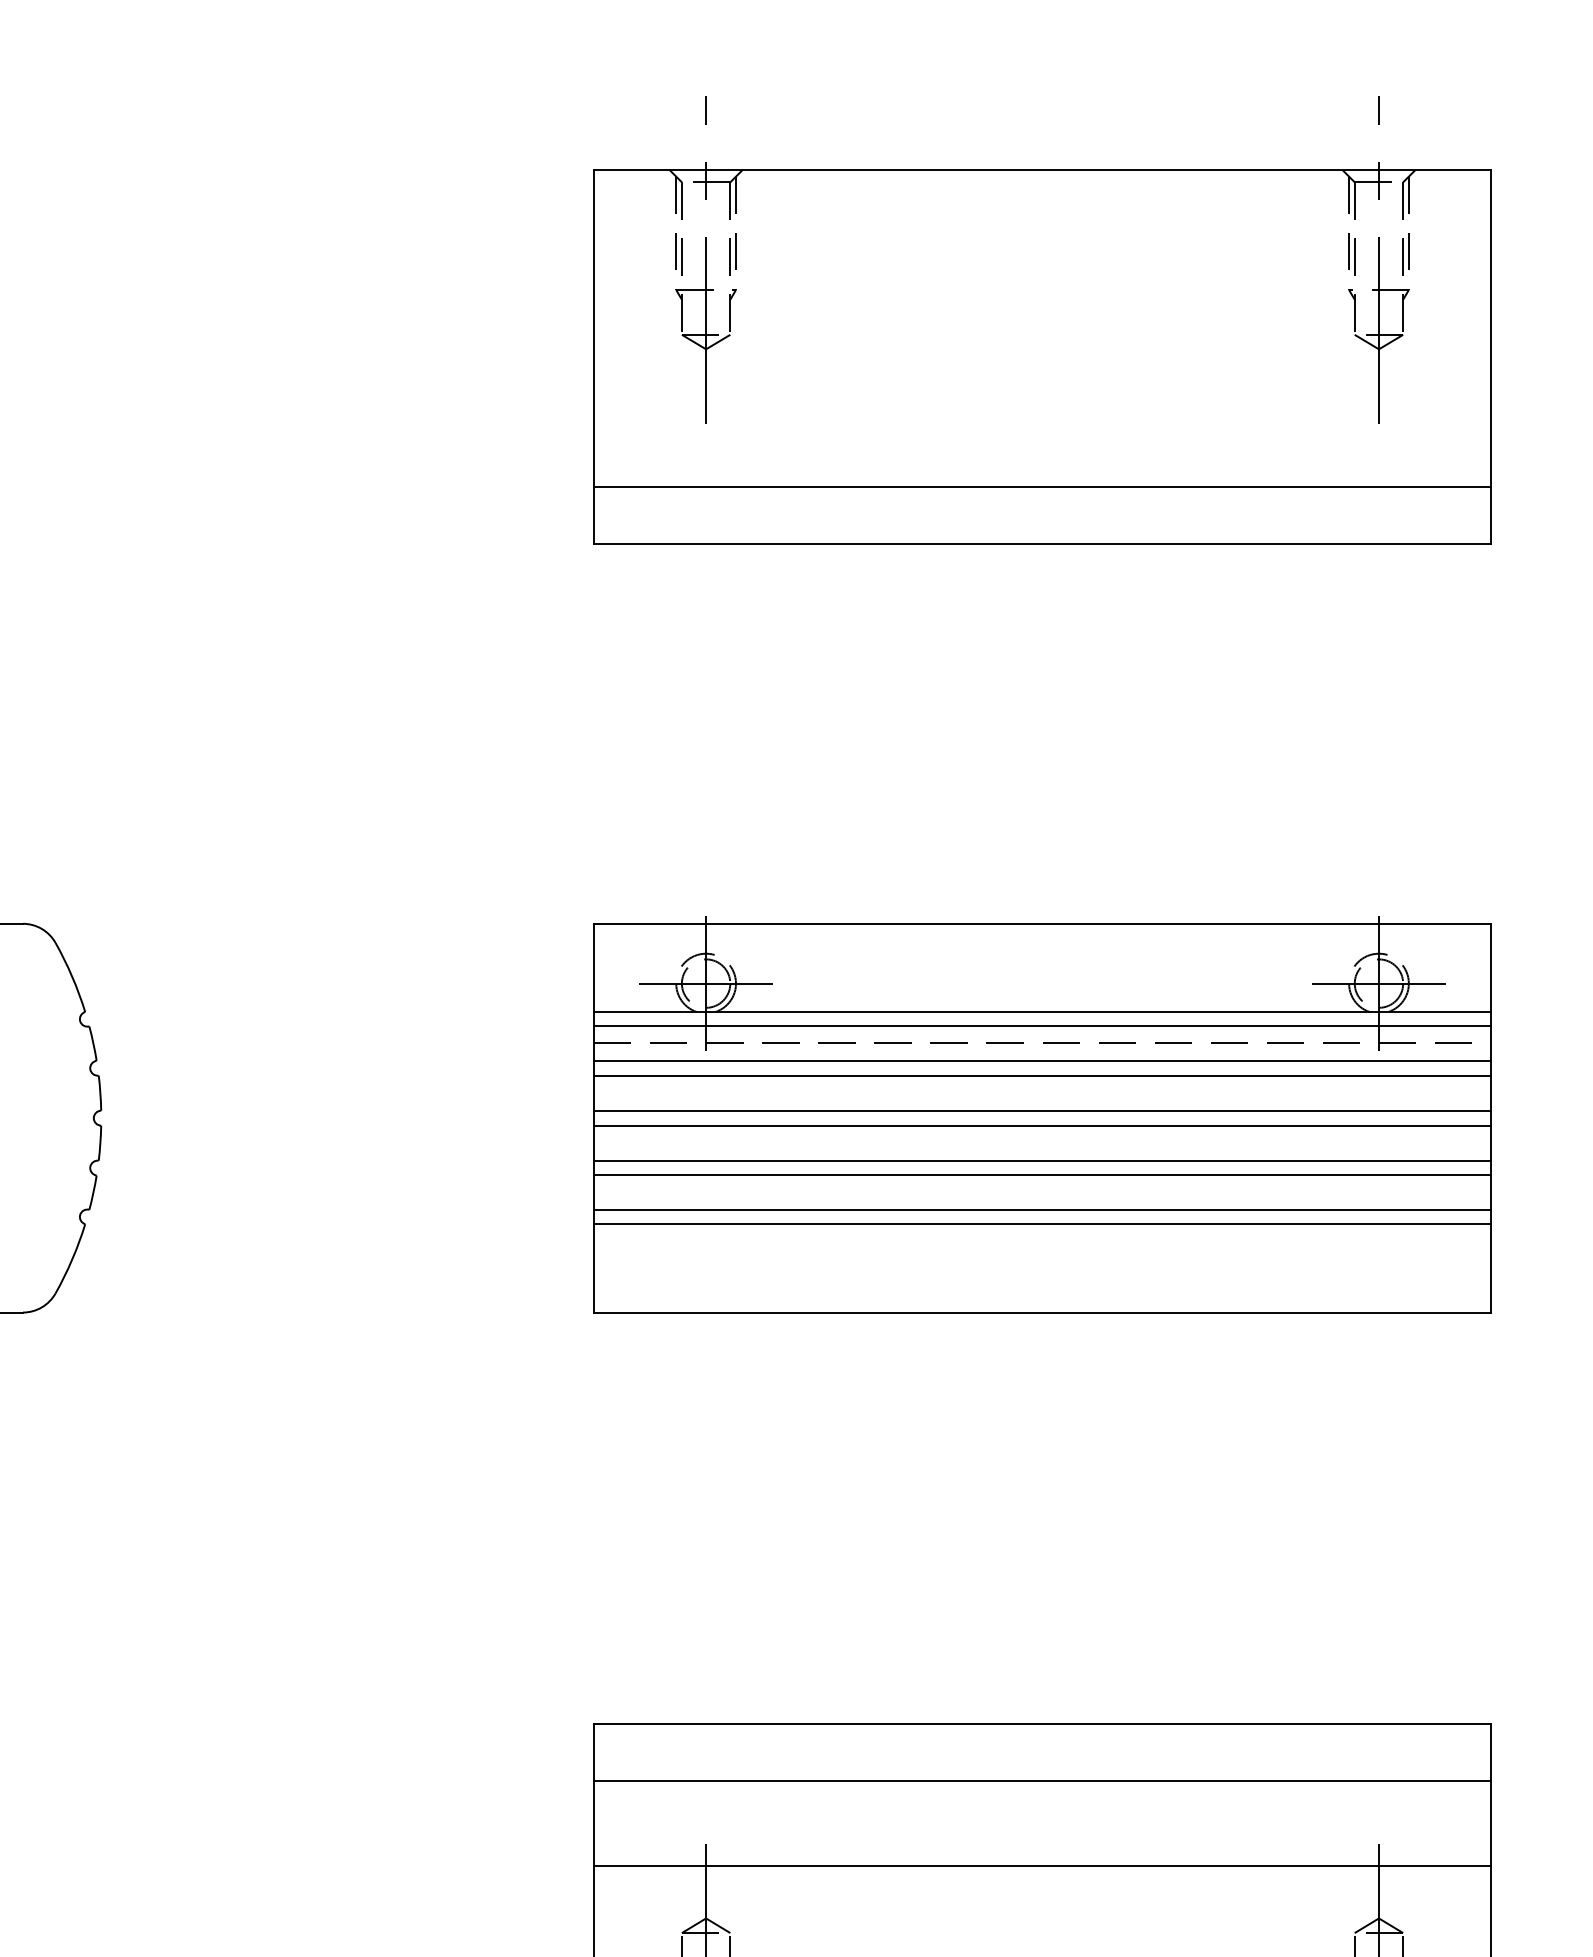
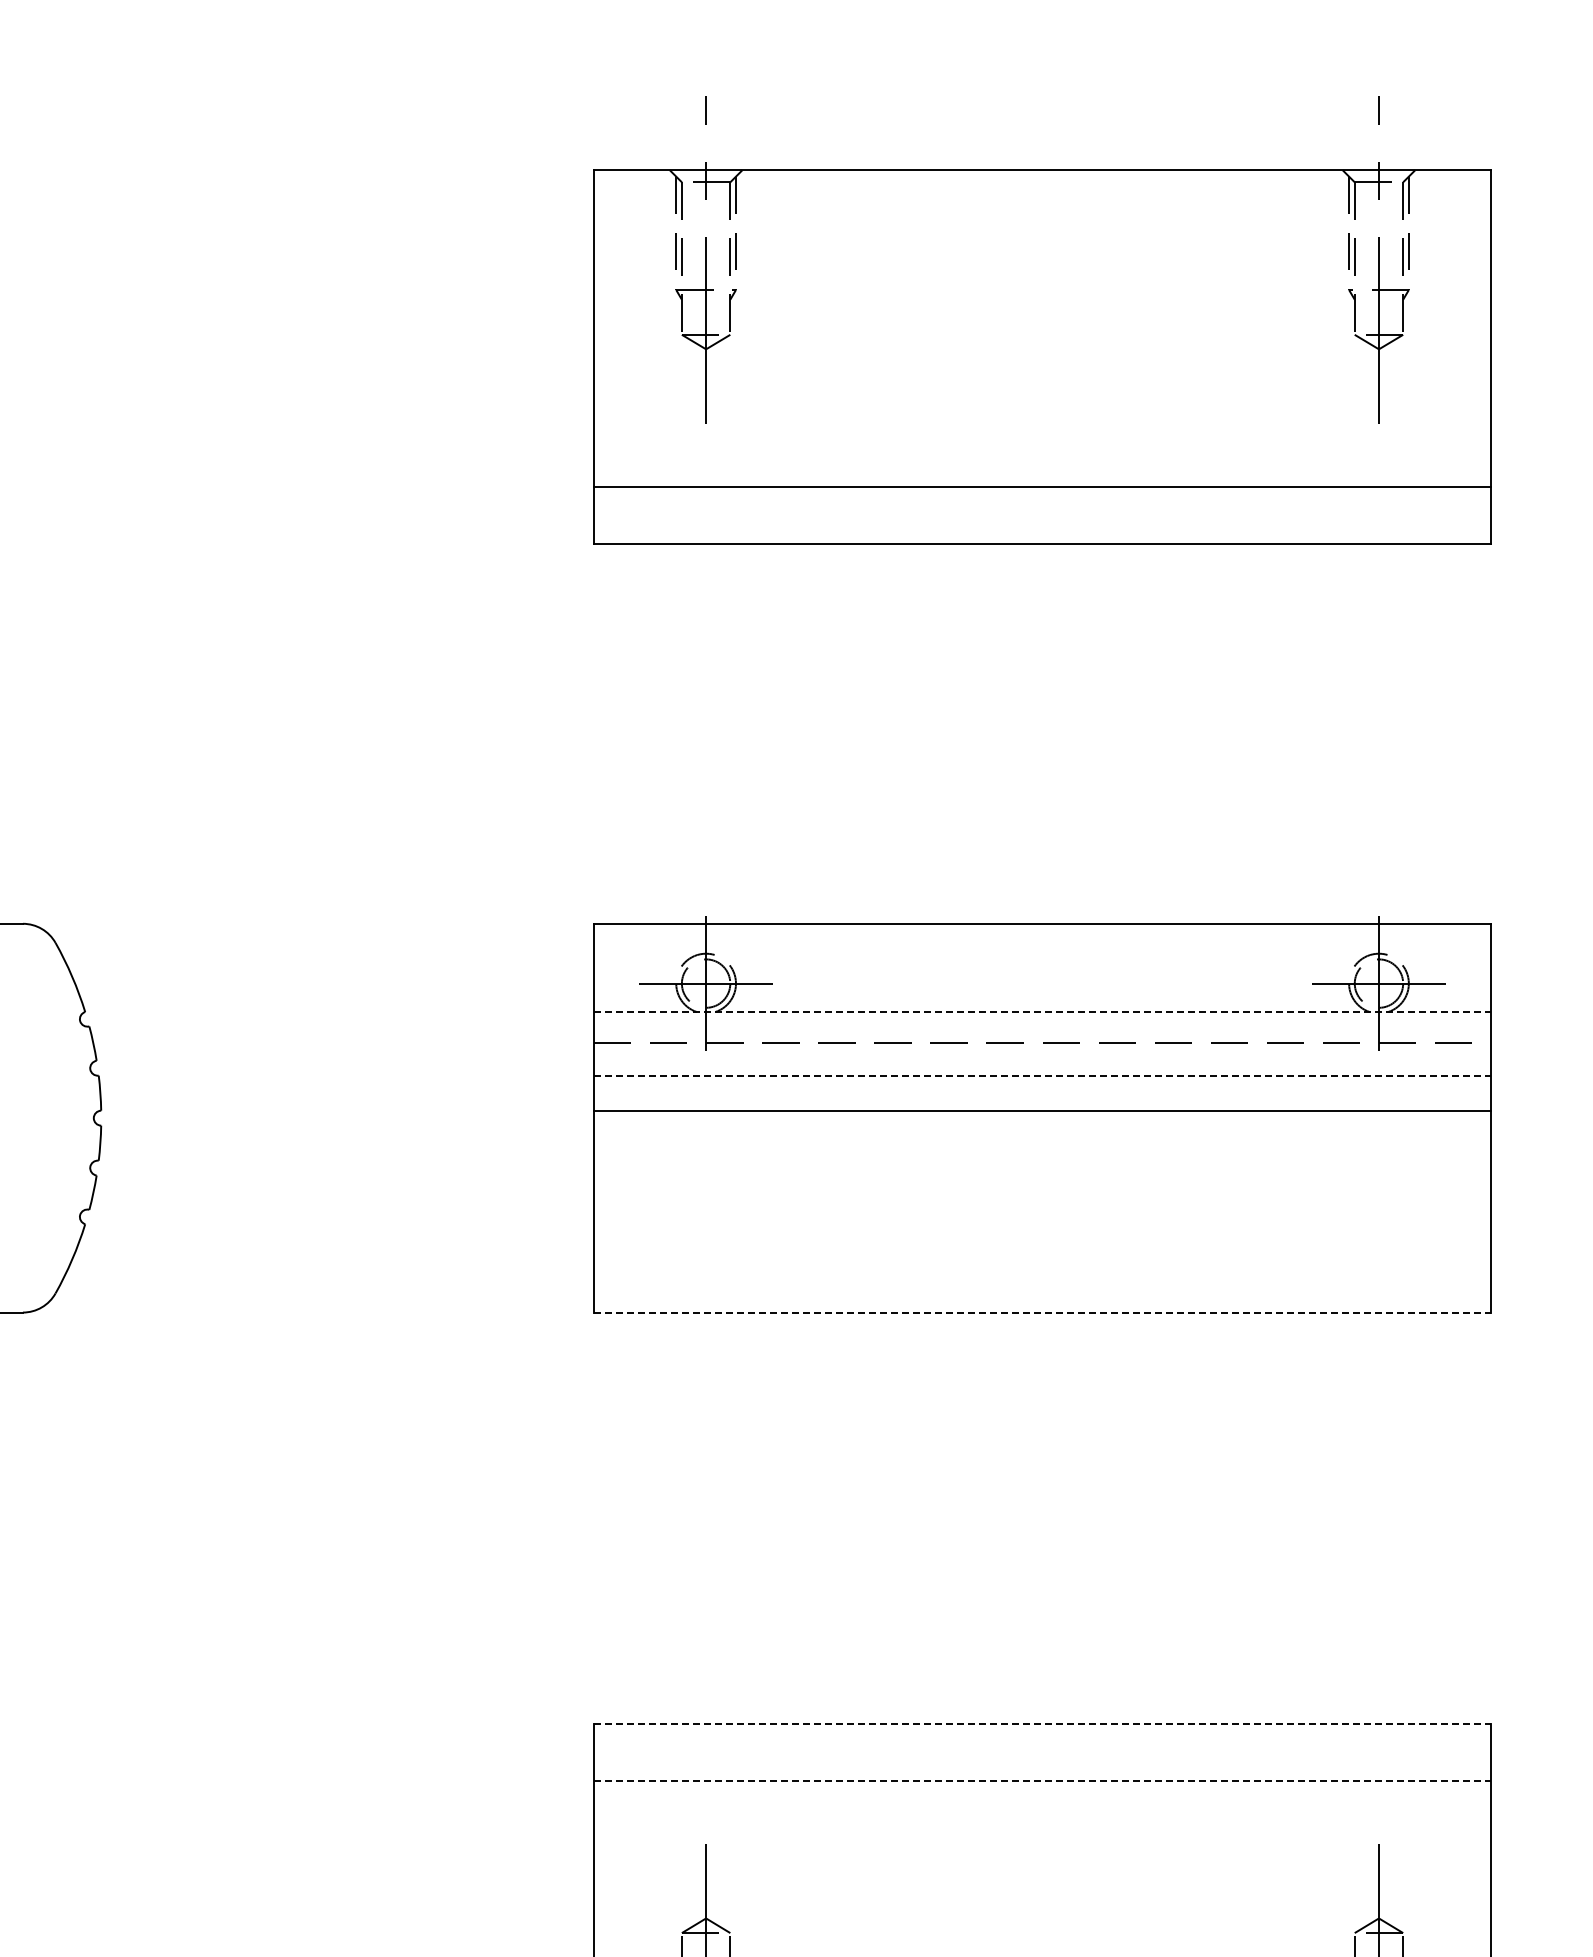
line: solid -> dashed (1042, 1012)
line: present -> none (1042, 1026)
line: present -> none (1042, 1060)
line: solid -> dashed (1042, 1075)
line: present -> none (1042, 1125)
line: present -> none (1042, 1160)
line: present -> none (1042, 1175)
line: present -> none (1042, 1209)
line: present -> none (1042, 1224)
line: solid -> dashed (1042, 1312)
line: solid -> dashed (1042, 1723)
line: solid -> dashed (1042, 1780)
line: present -> none (1042, 1865)
